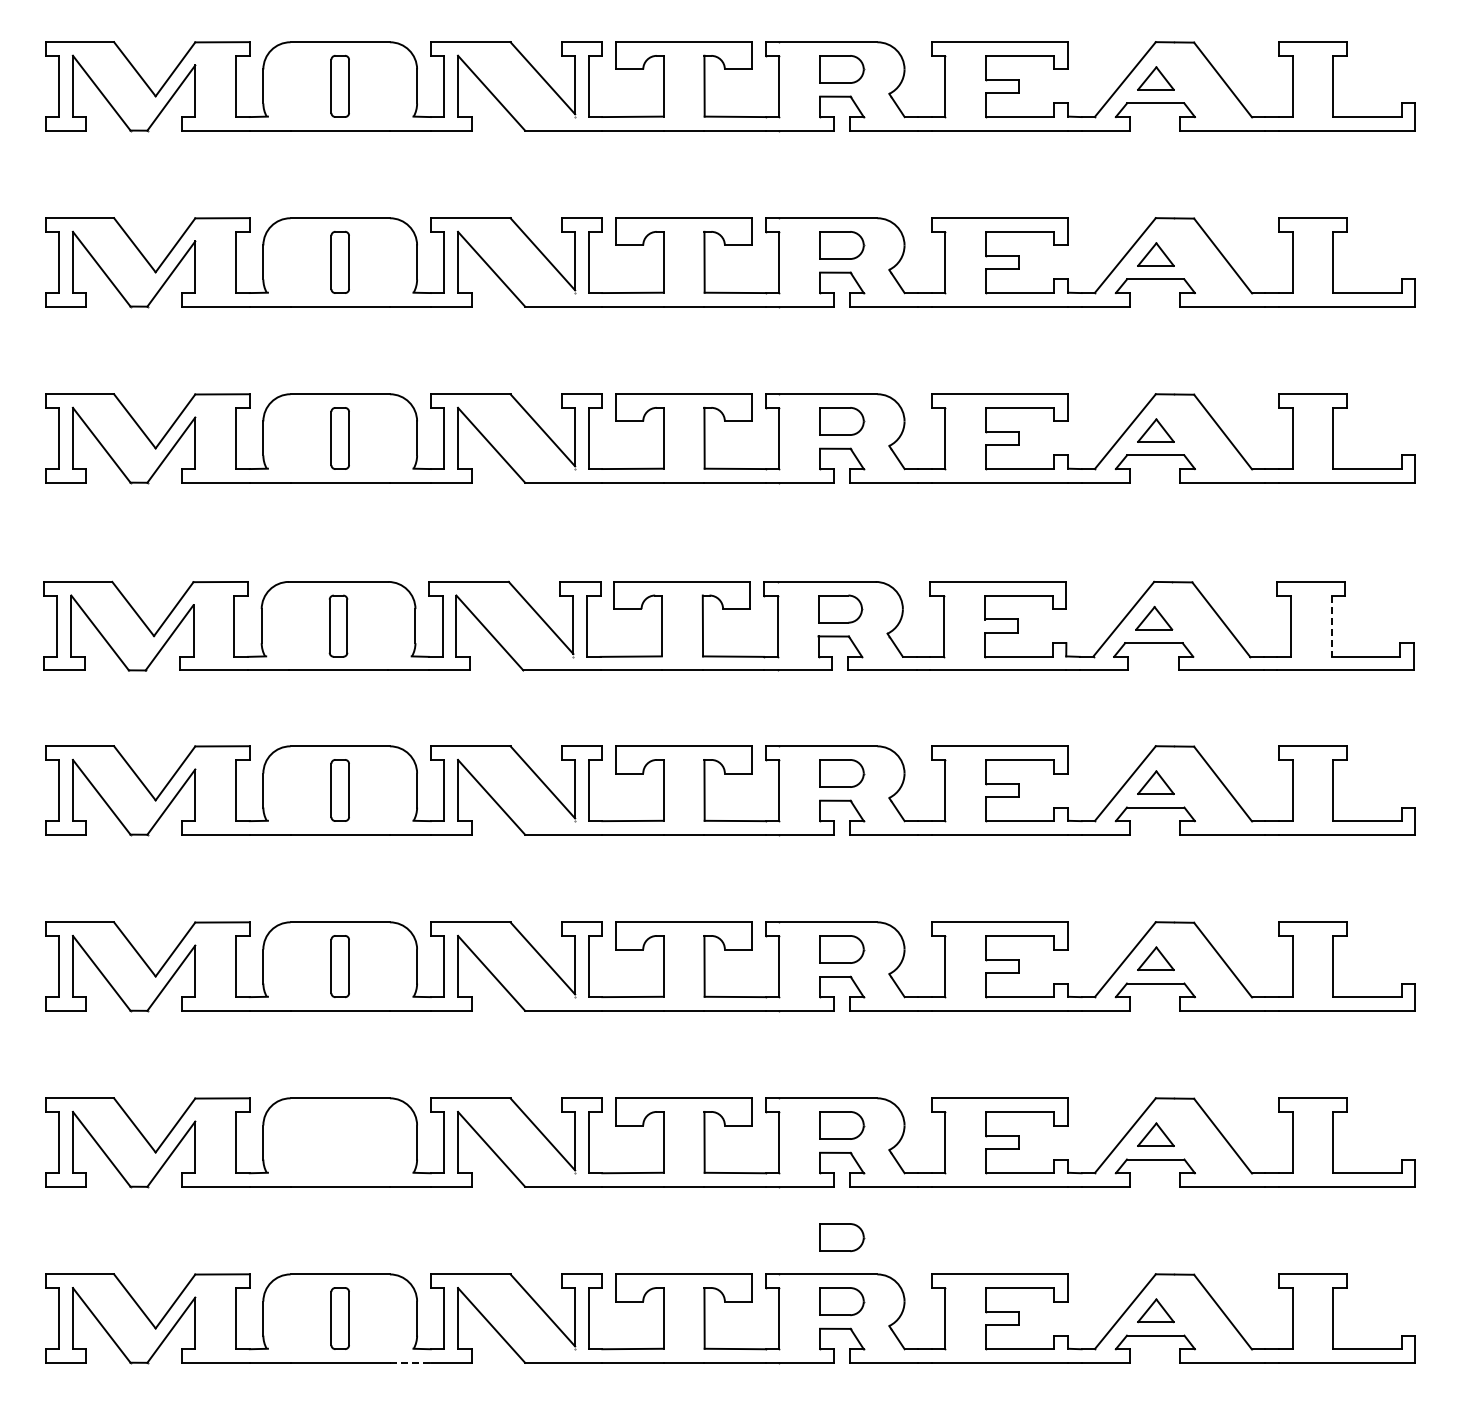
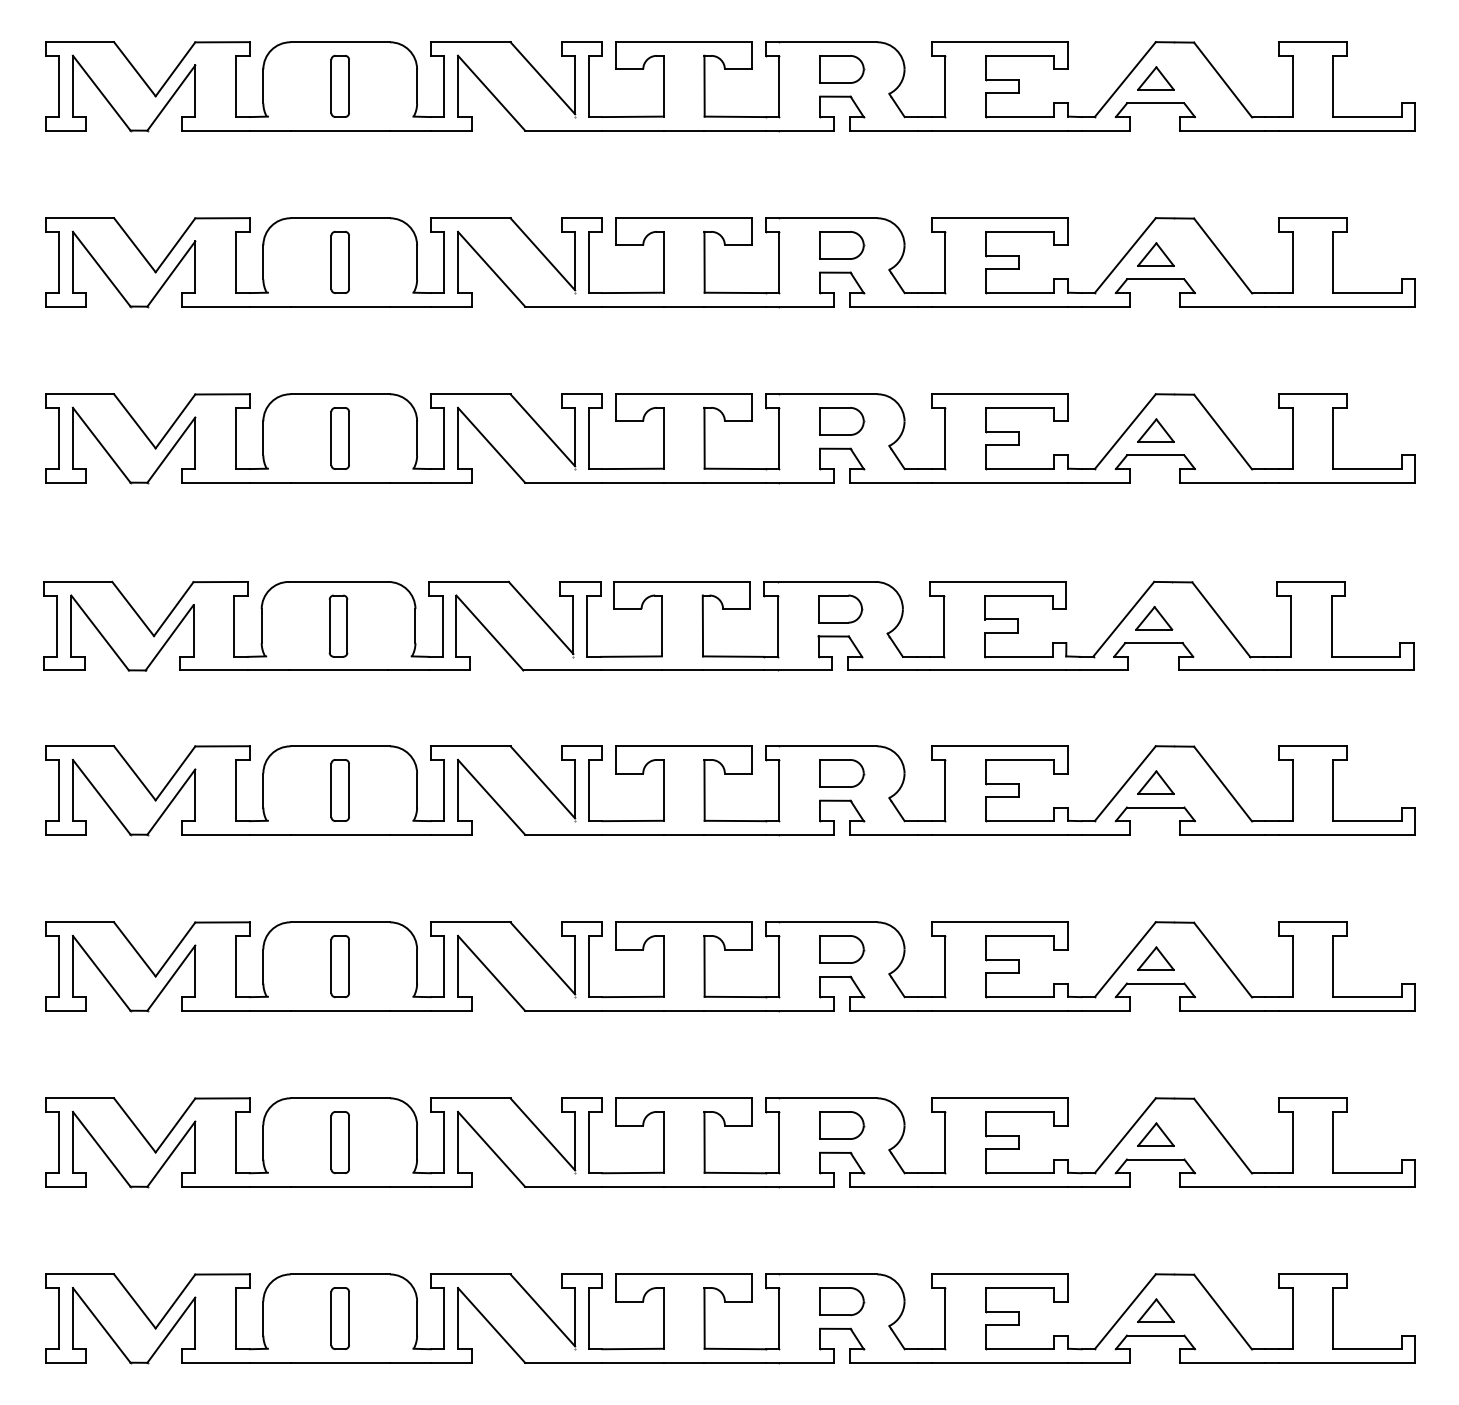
line: dashed -> solid (1331, 626)
part: none -> present (339, 1142)
part: present -> none (842, 1237)
line: dashed -> solid (410, 1362)
